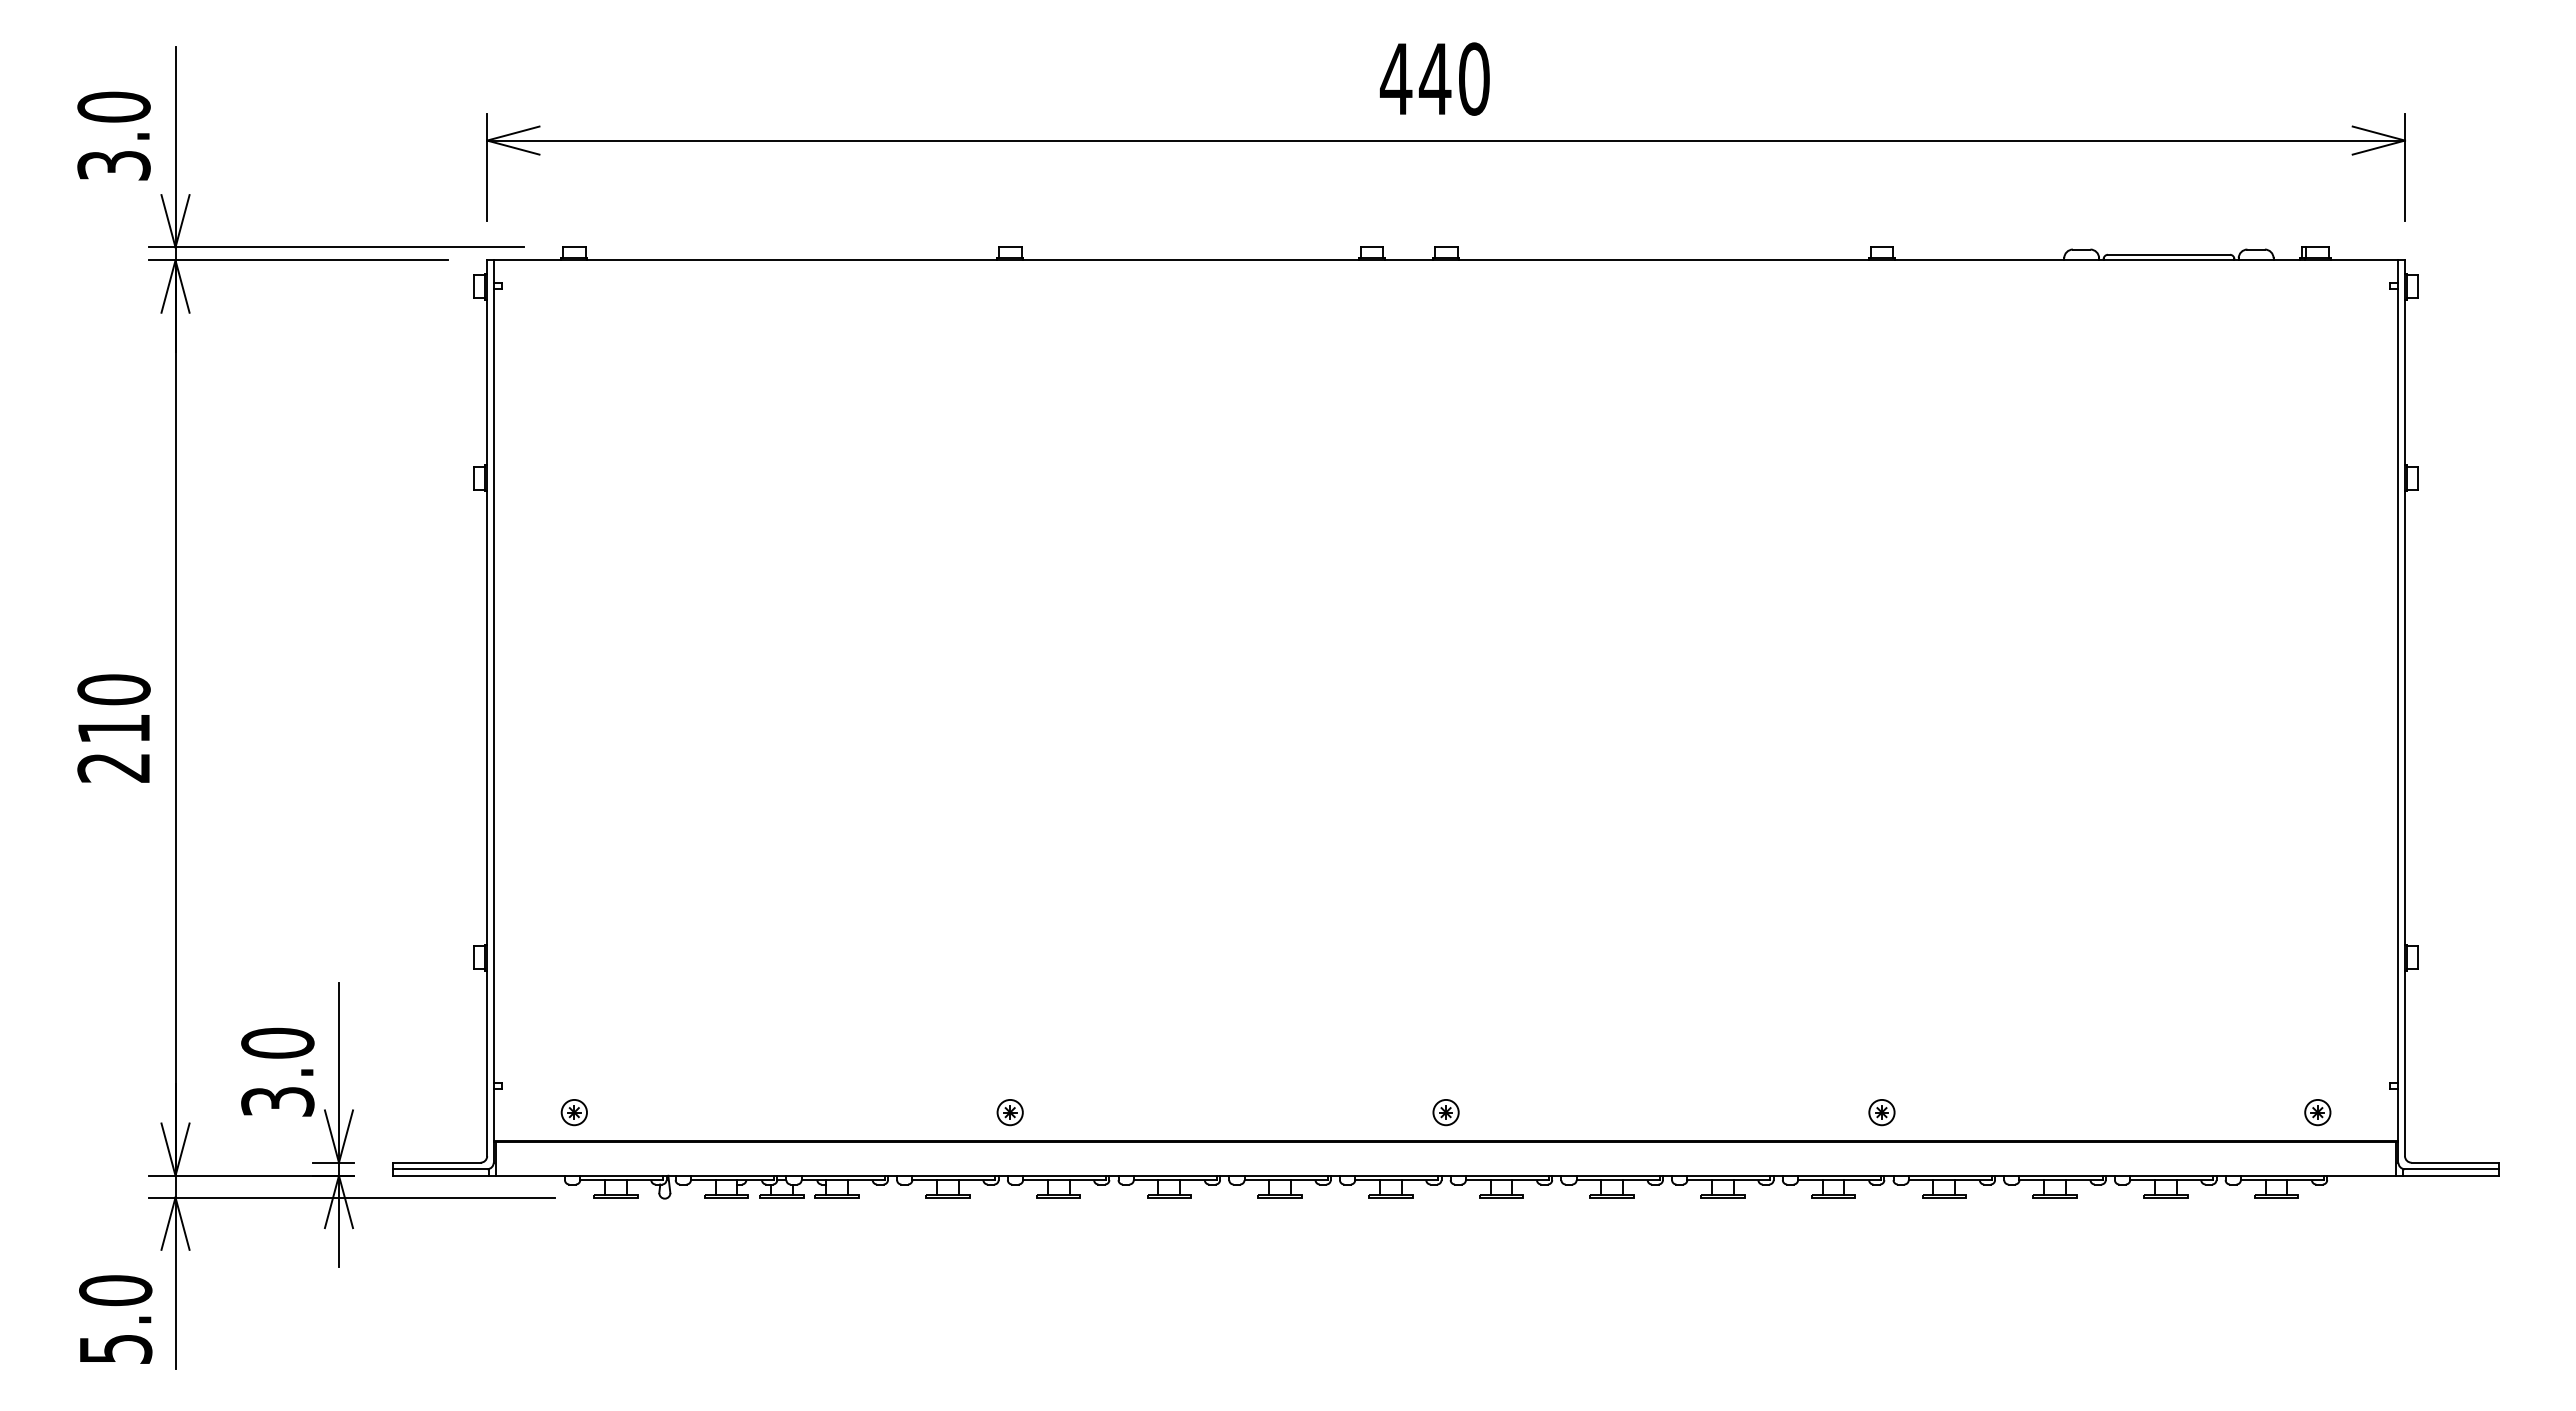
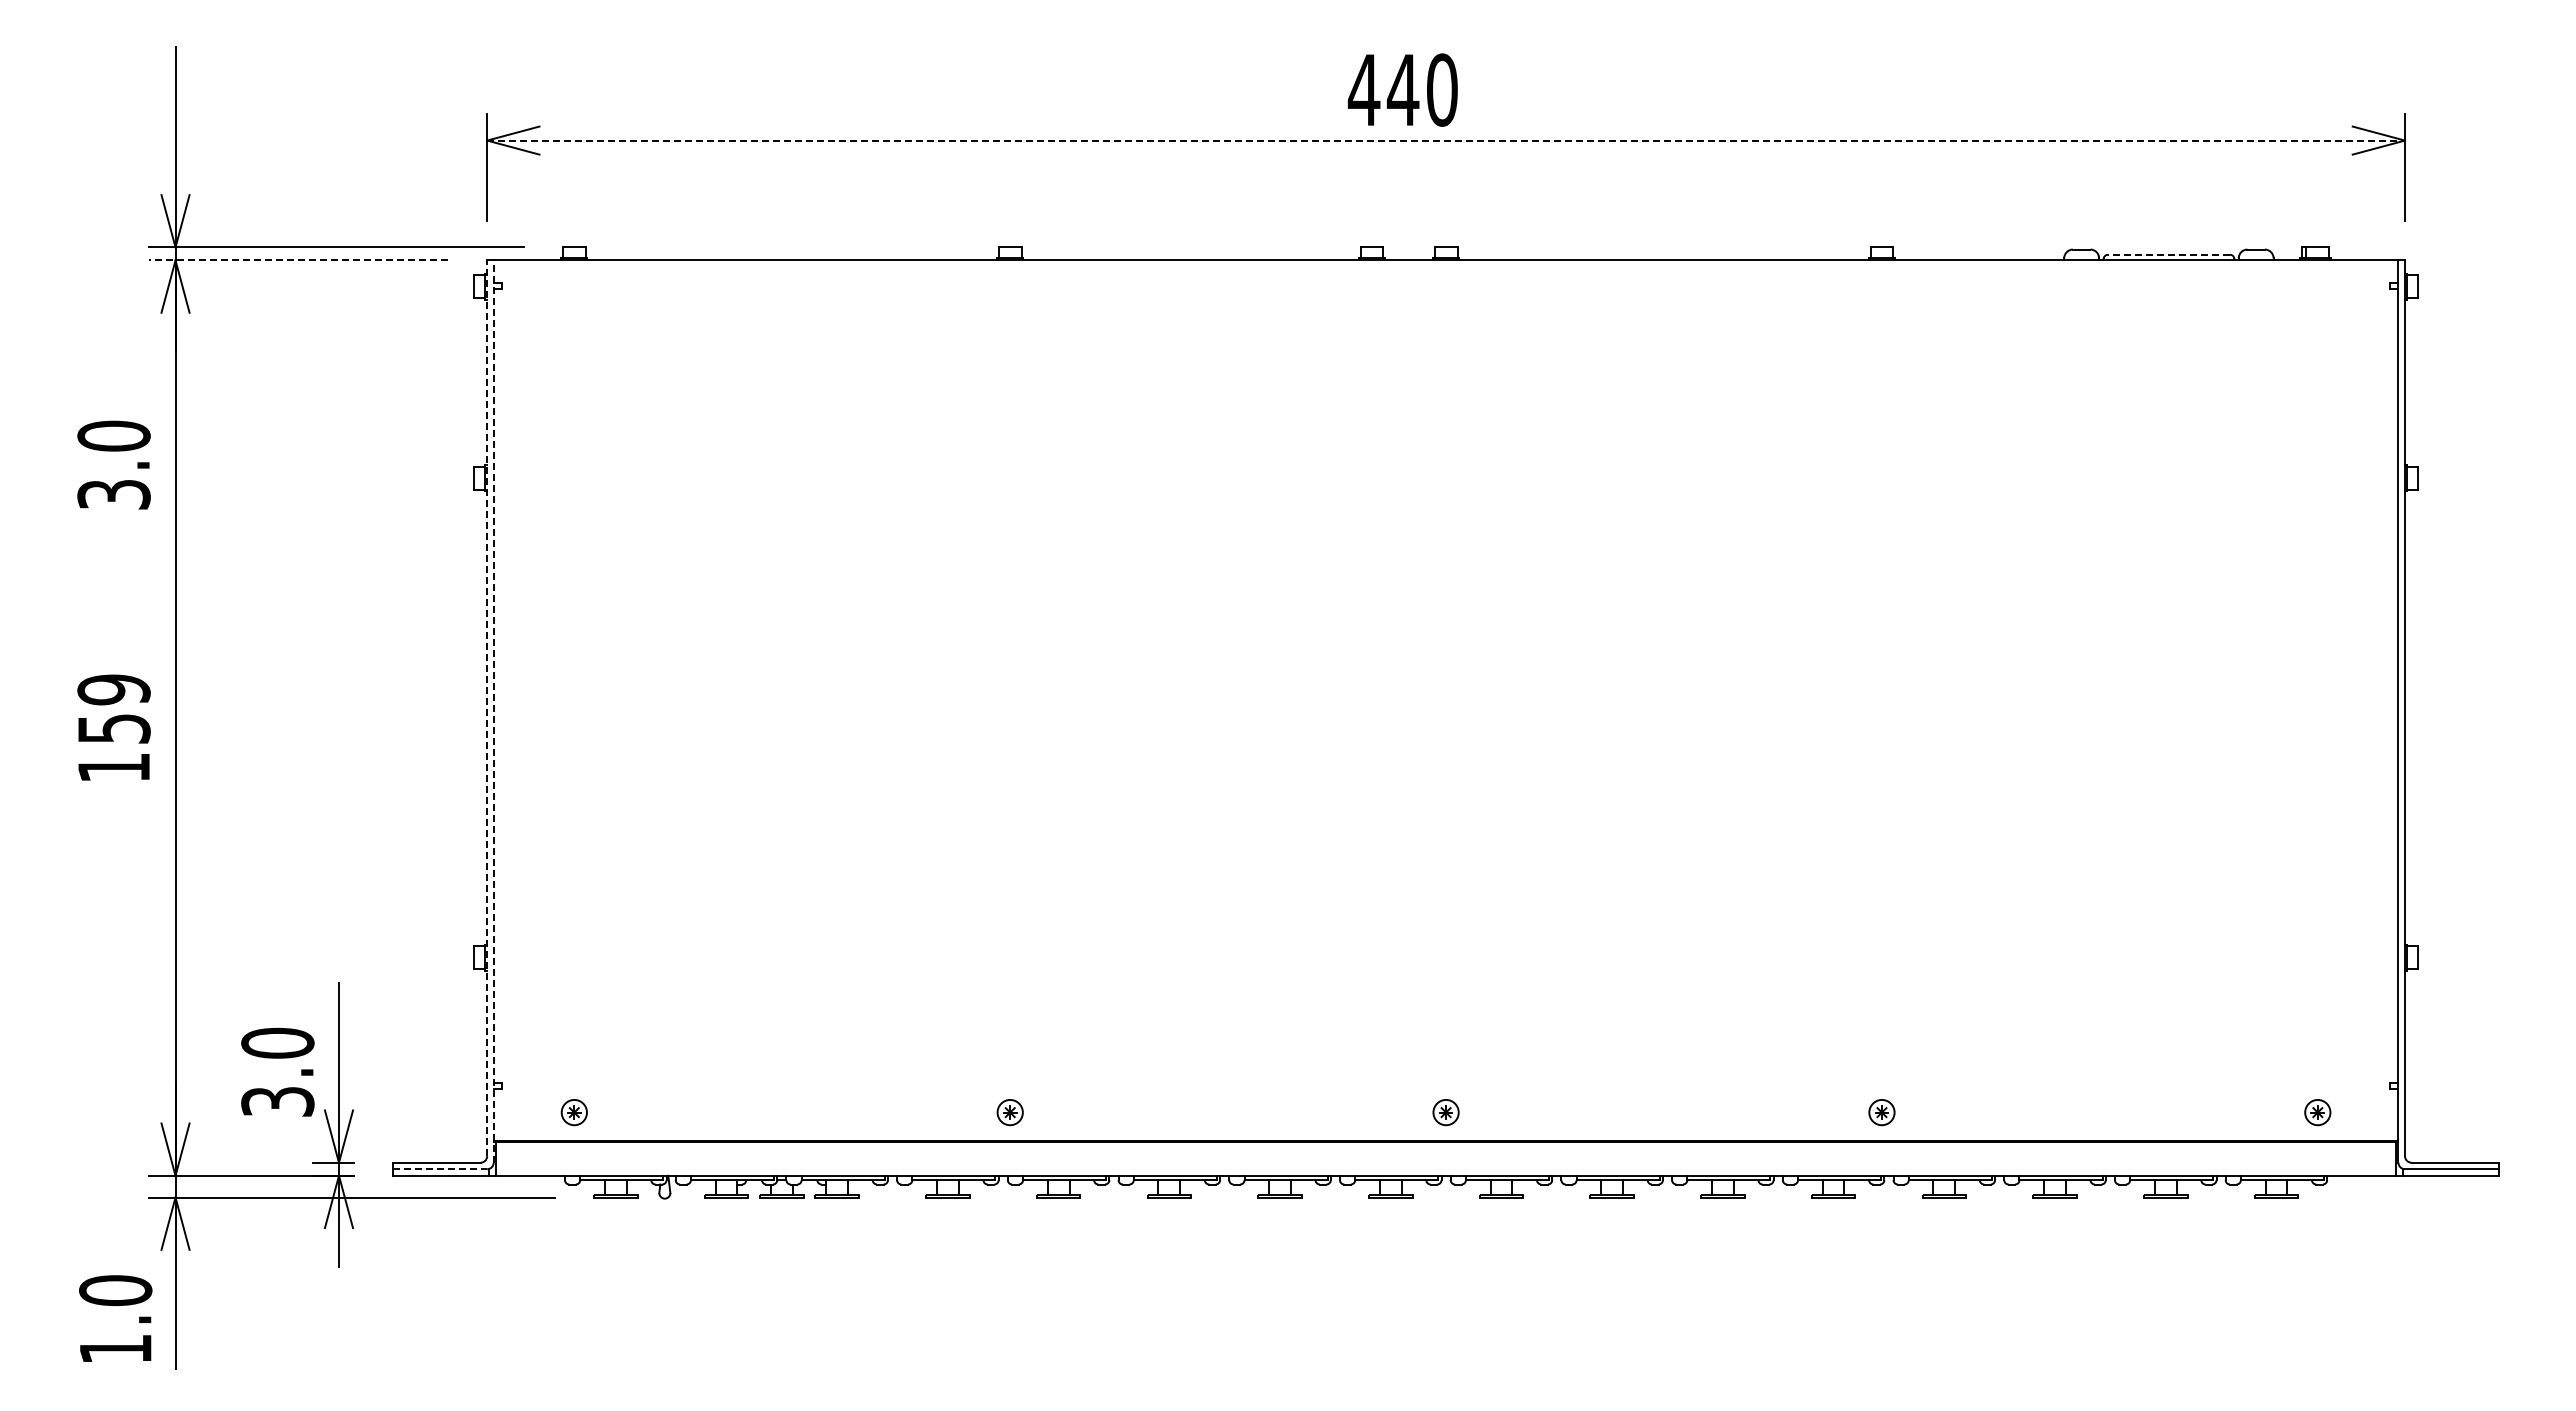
text position: (1434, 78) -> (1402, 89) (1402, 89)
text position: (113, 135) -> (113, 464) (113, 464)
line: solid -> dashed (1446, 140)
line: solid -> dashed (2168, 254)
line: solid -> dashed (298, 260)
line: solid -> dashed (487, 708)
line: solid -> dashed (493, 711)
text: 210 -> 159 (113, 728)
line: solid -> dashed (440, 1169)
text: 5.0 -> 1.0 (116, 1349)
